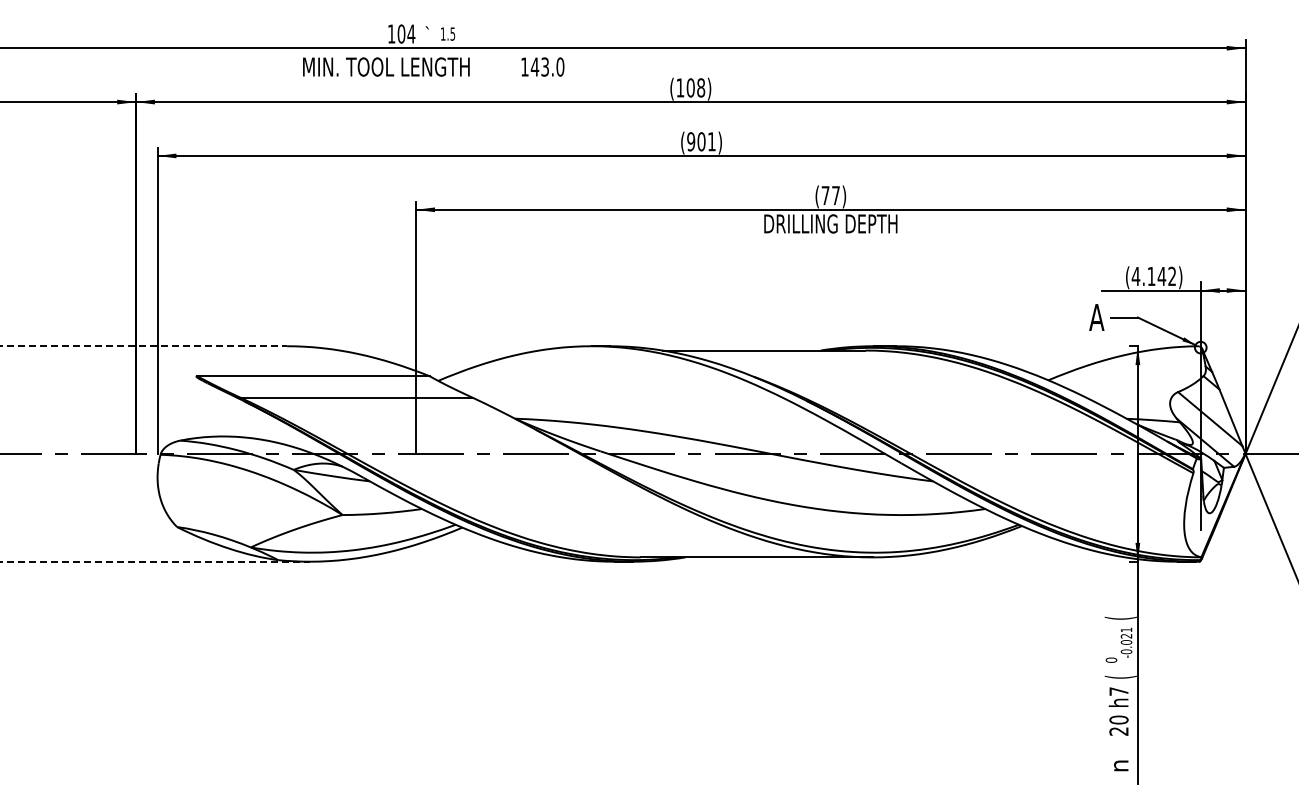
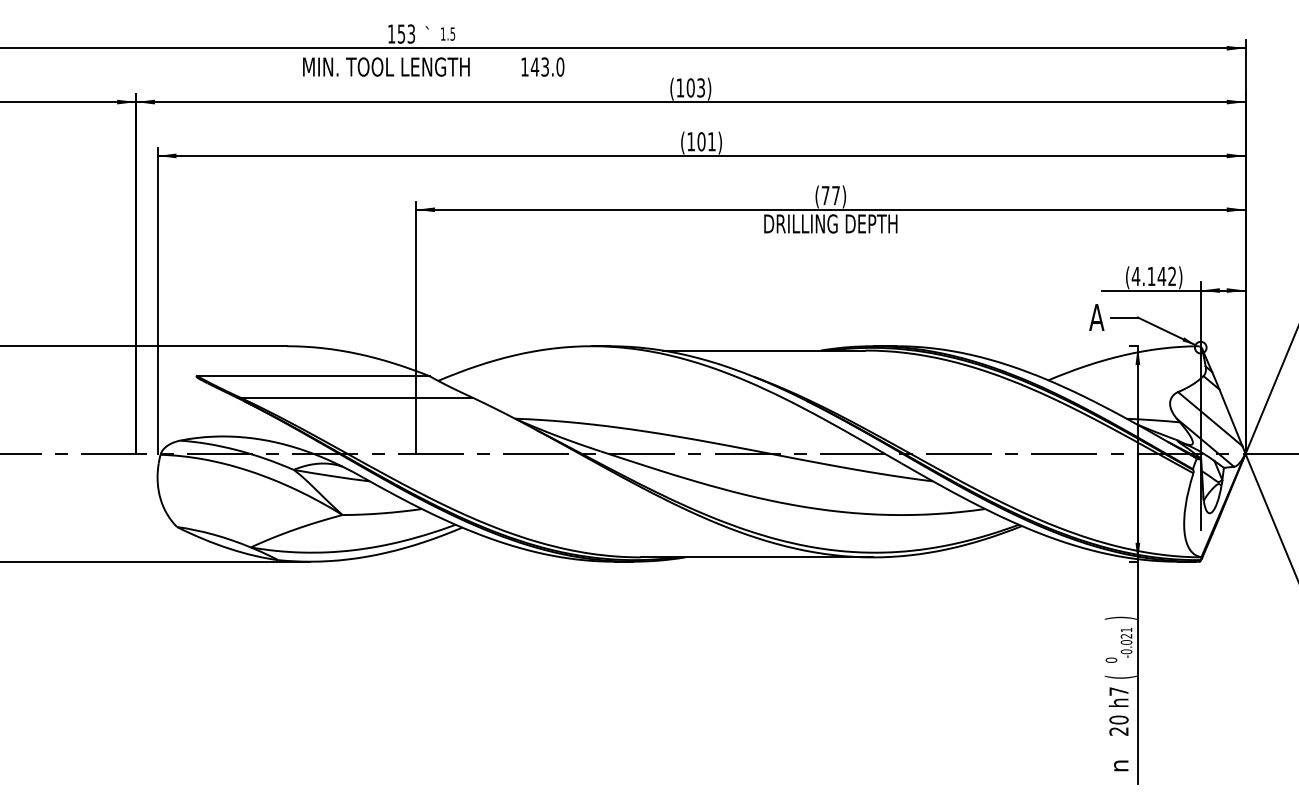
text: 104 -> 153 (406, 33)
text: (108) -> (103) (701, 87)
text: (901) -> (101) (691, 141)
line: dashed -> solid (144, 346)
line: dashed -> solid (155, 561)
text: ( -> ) (1120, 617)
